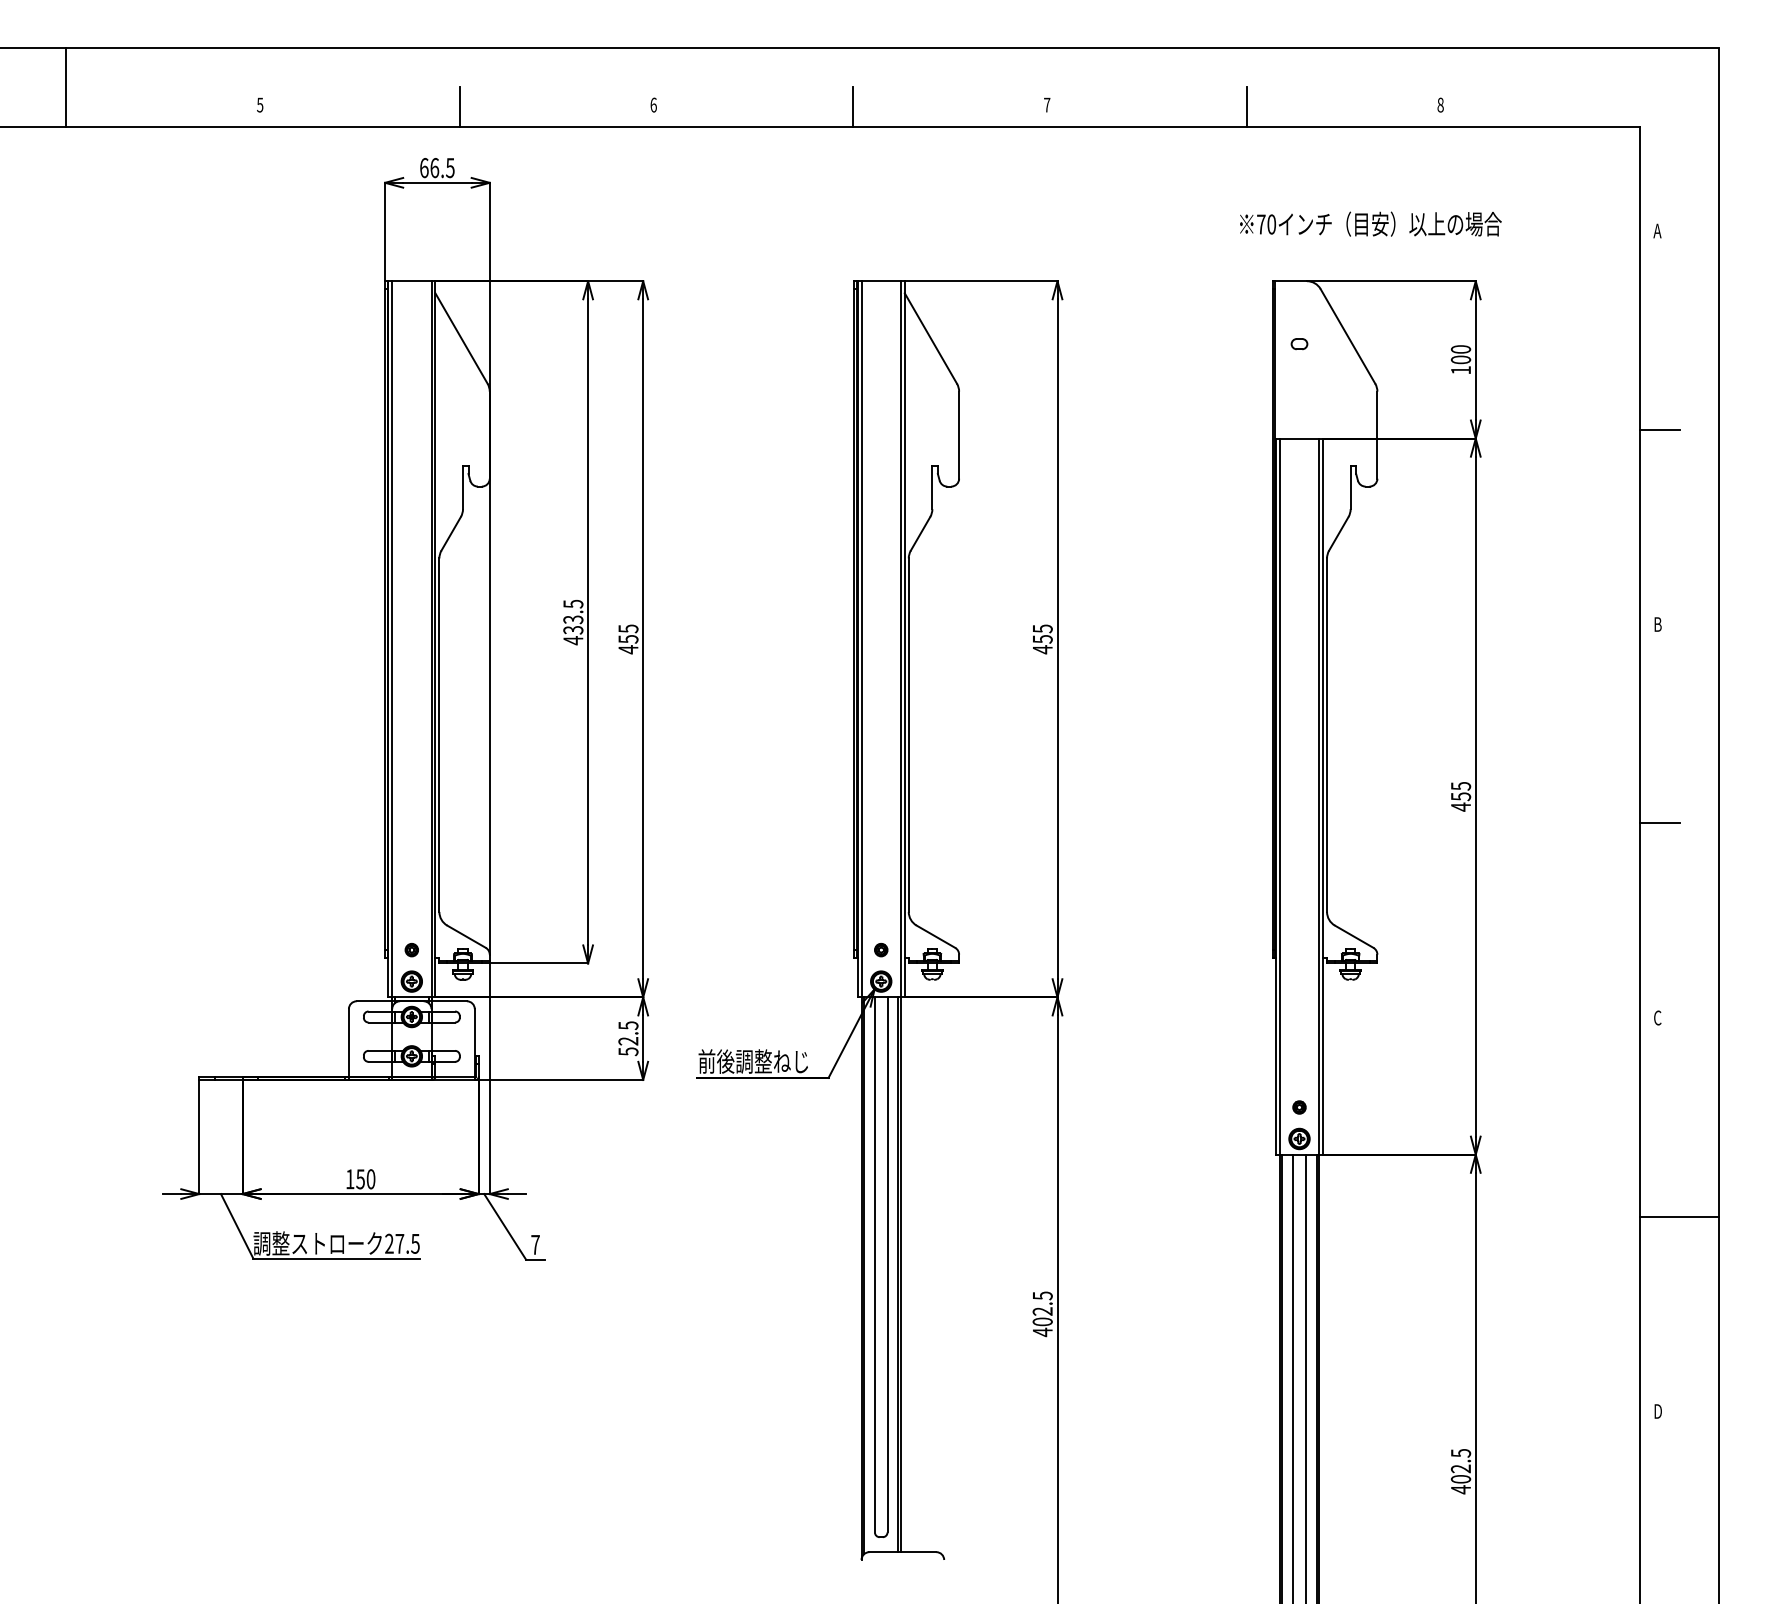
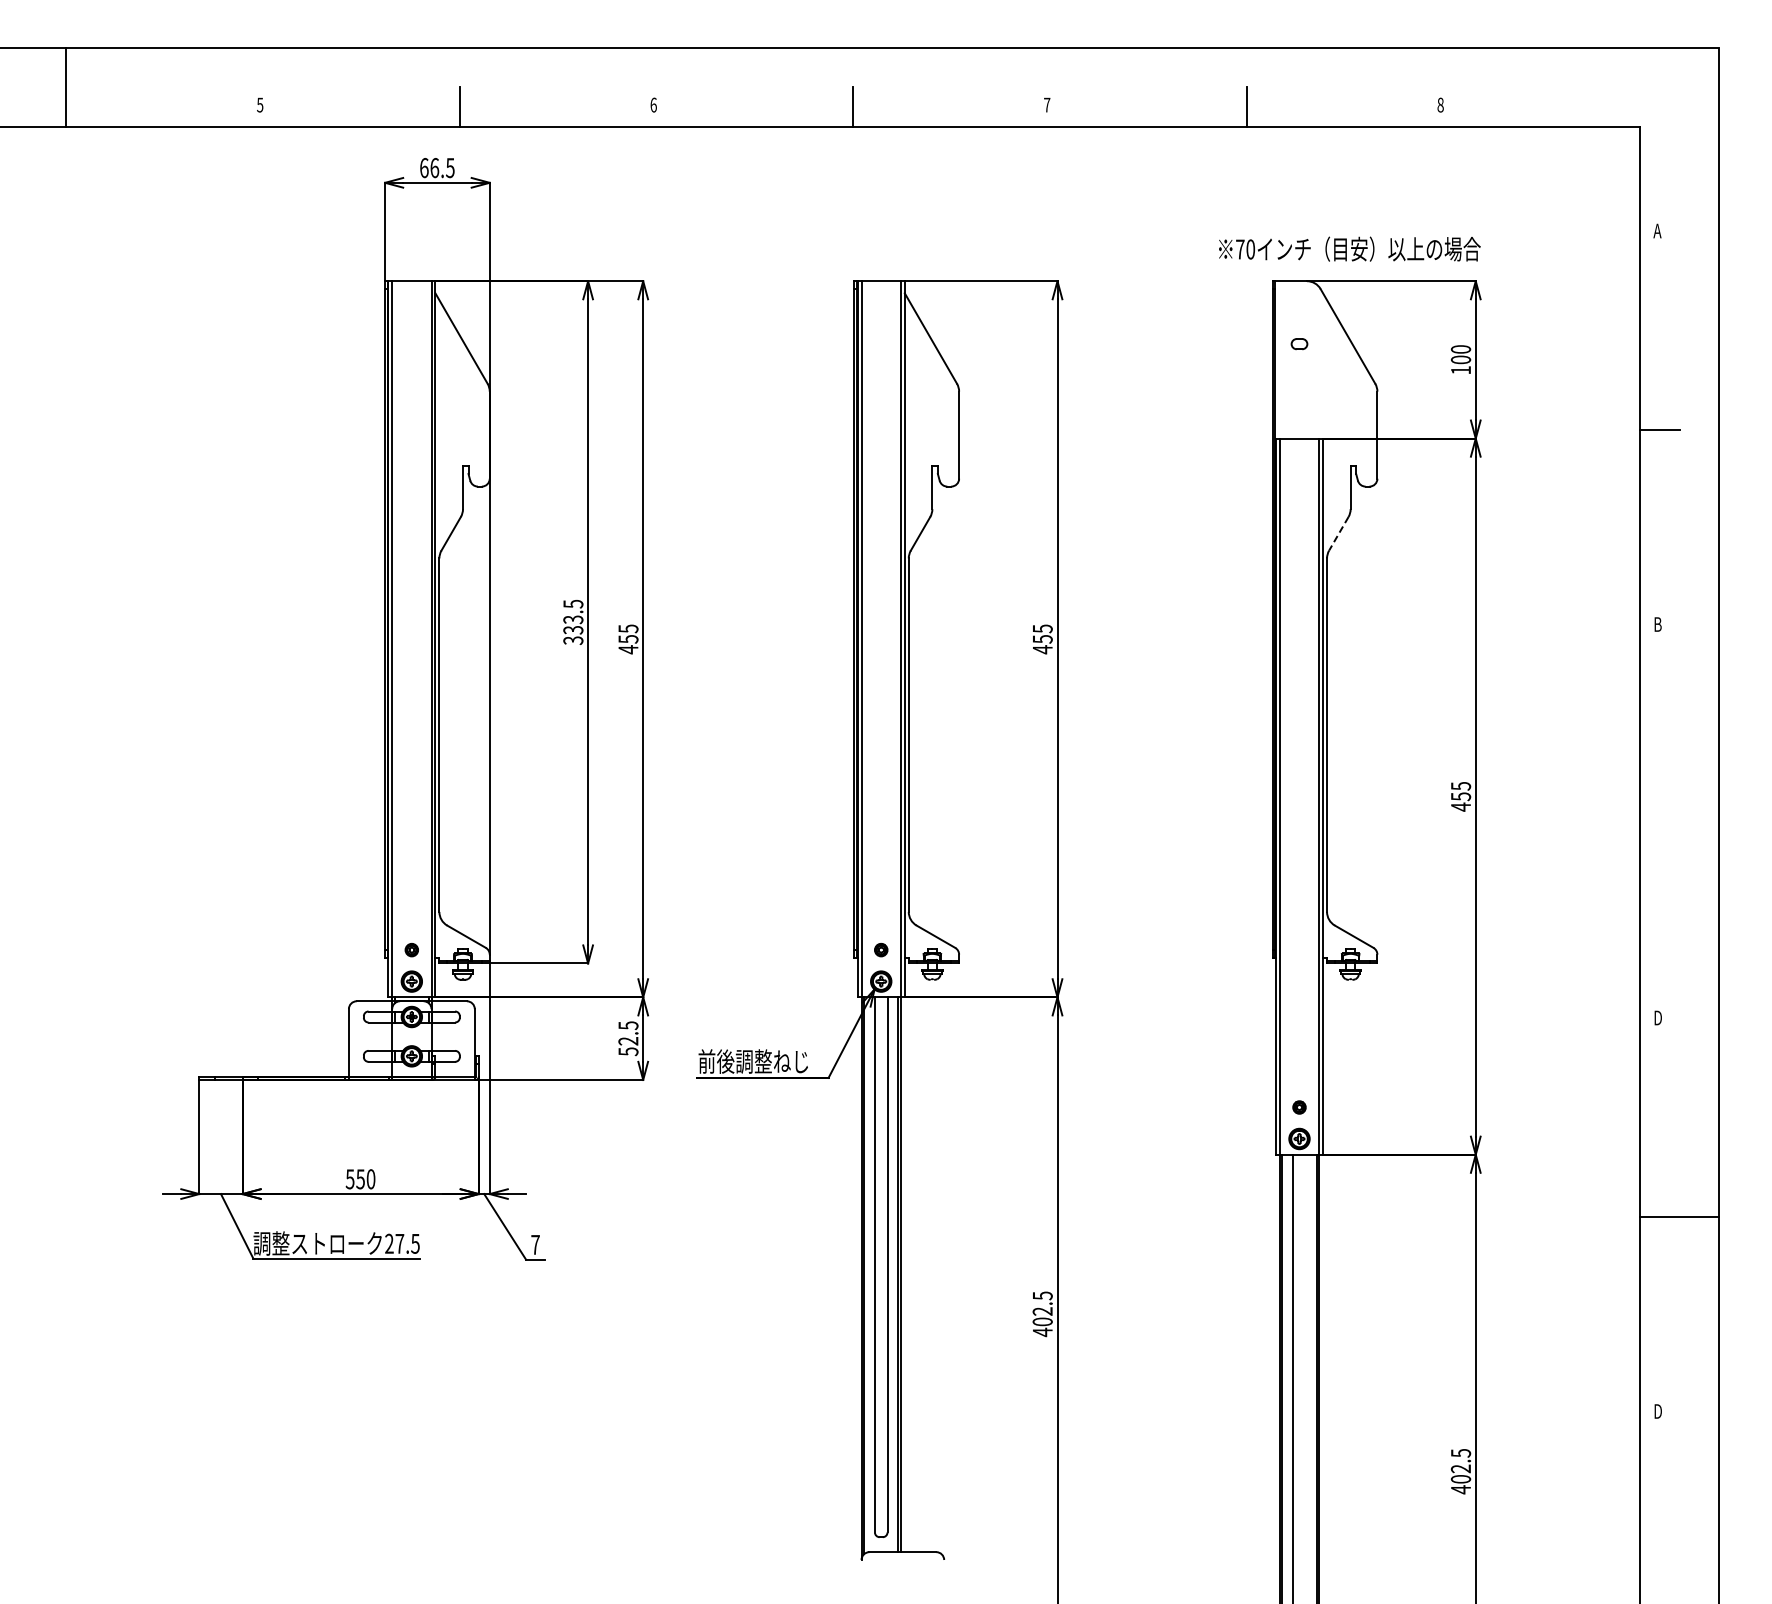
text position: (1370, 223) -> (1349, 248) (1349, 248)
line: solid -> dashed (1338, 534)
text: 433.5 -> 333.5 (573, 640)
line: present -> none (1659, 823)
text: C -> D (1657, 1017)
text: 150 -> 550 (349, 1179)
line: present -> none (1305, 1377)
